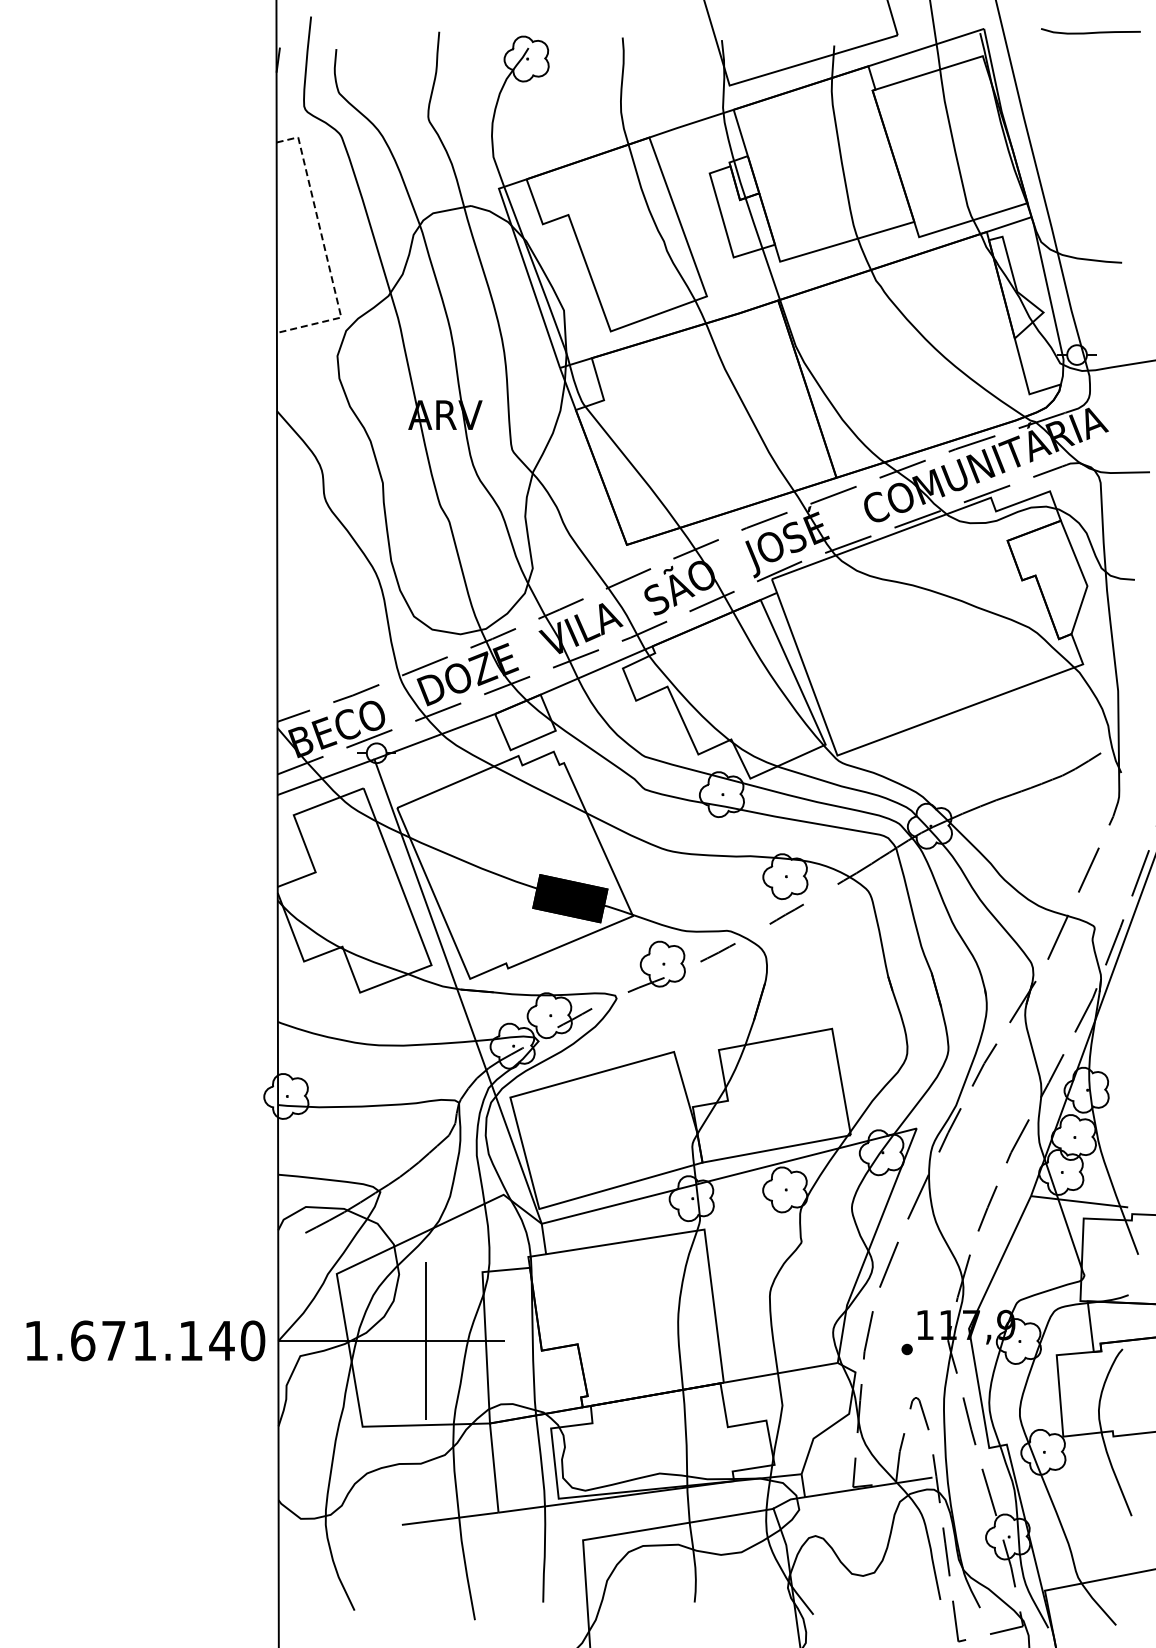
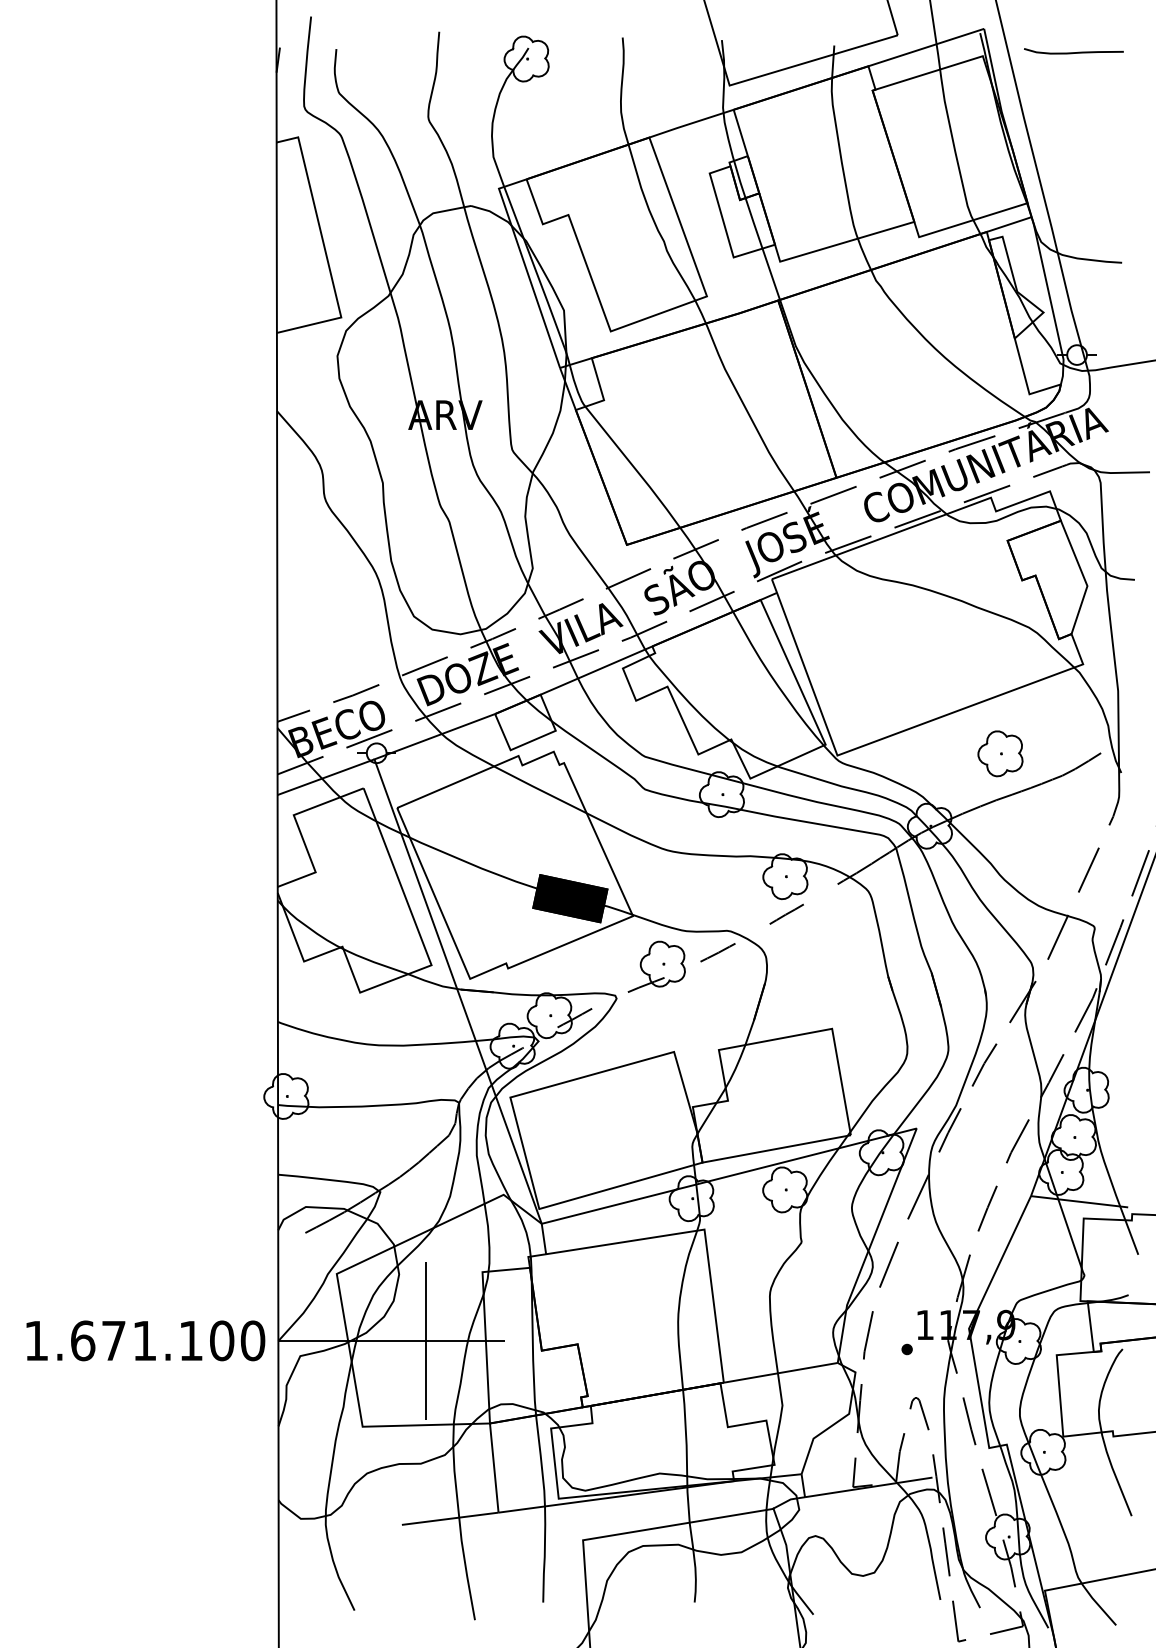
curve position: (1090, 32) -> (1073, 52) (1073, 52)
line: dashed -> solid (324, 248)
part: none -> present (1000, 753)
text: 1.671.140 -> 1.671.100 (221, 1340)
